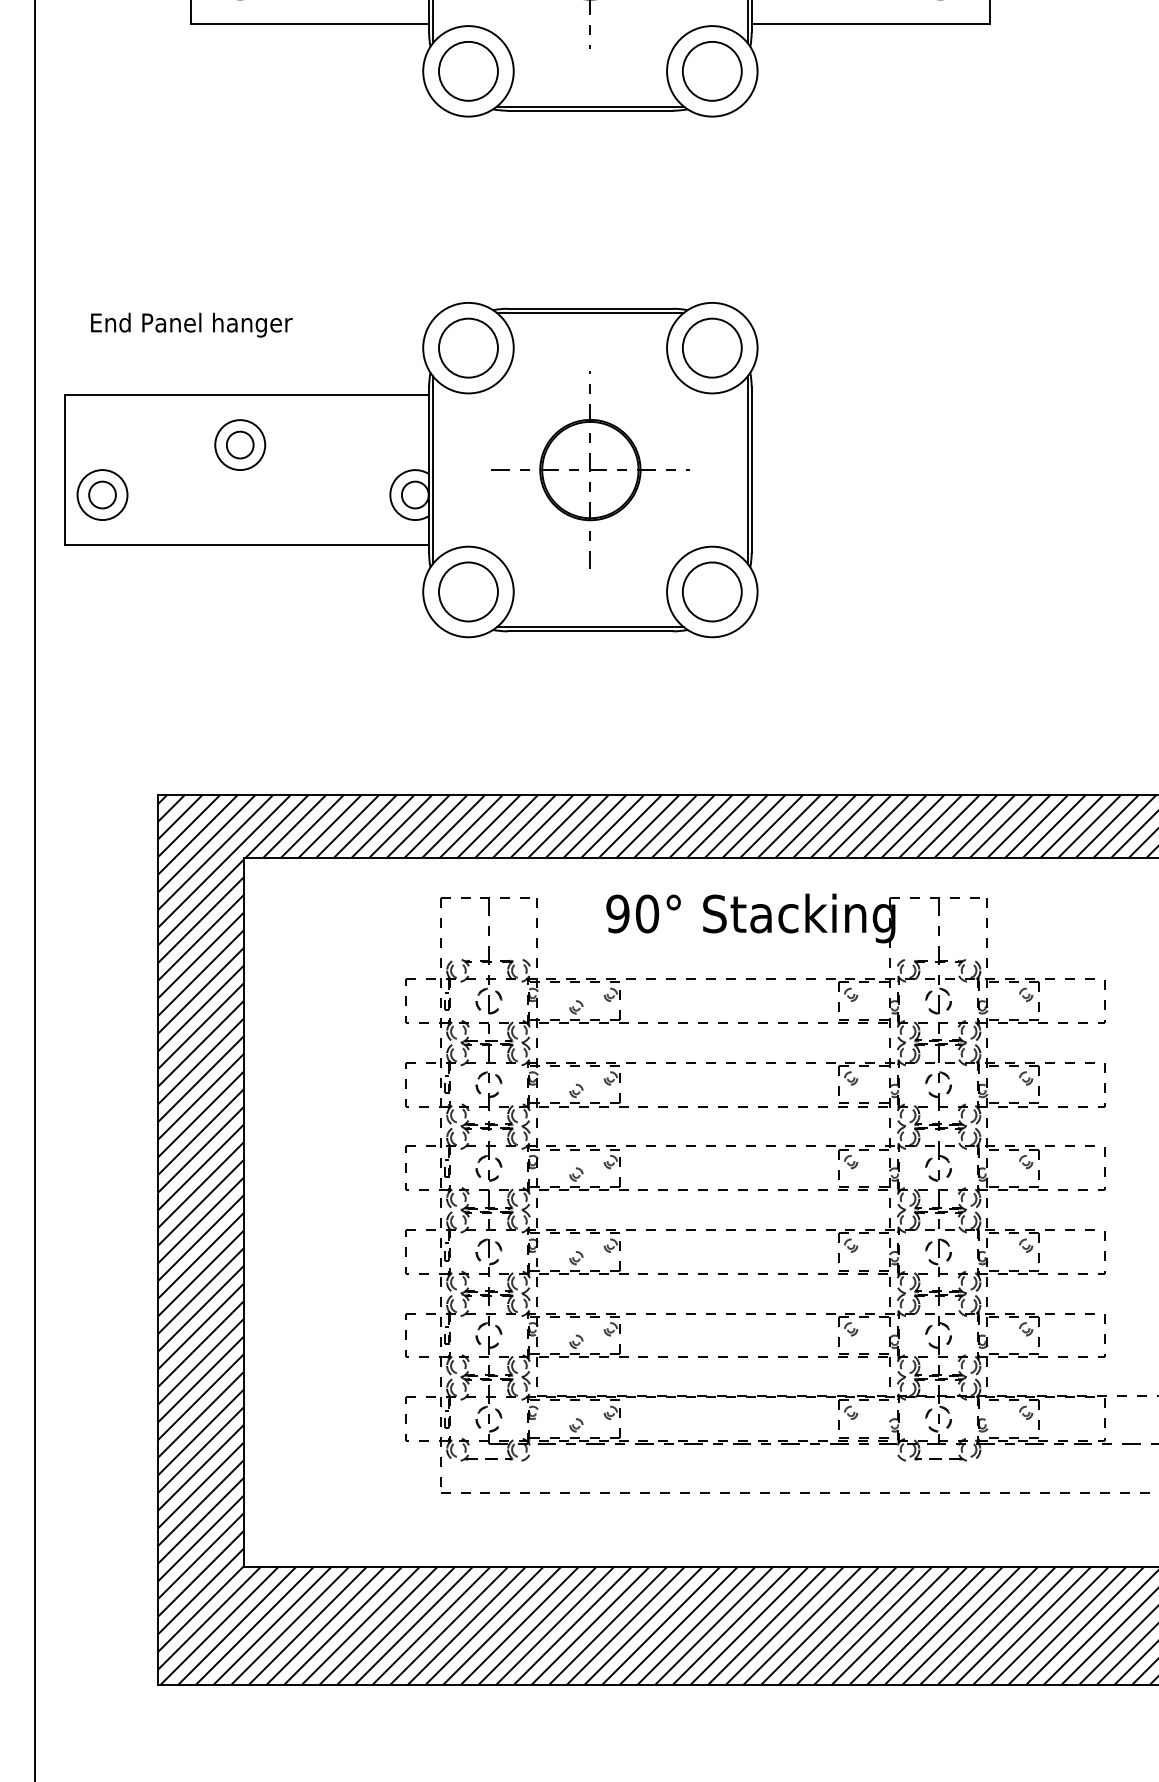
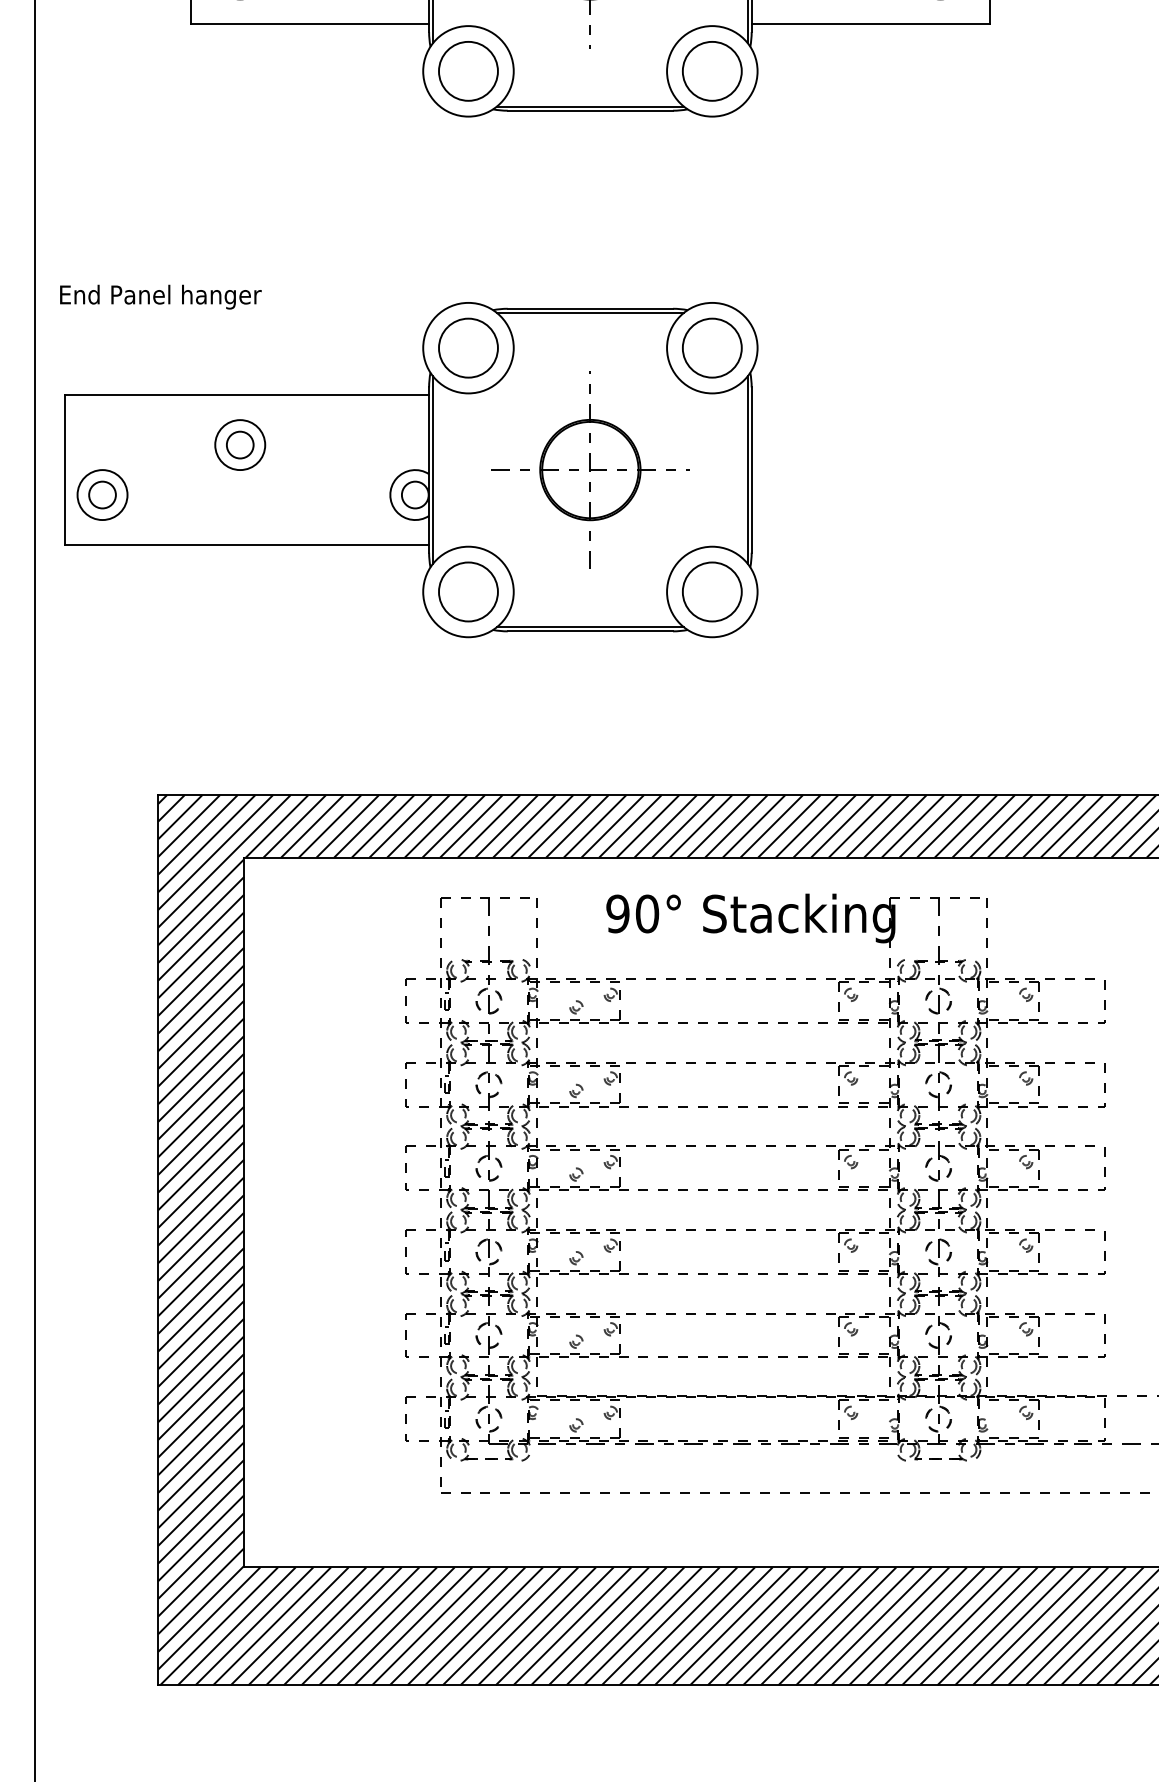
text position: (191, 324) -> (160, 296) (160, 296)
